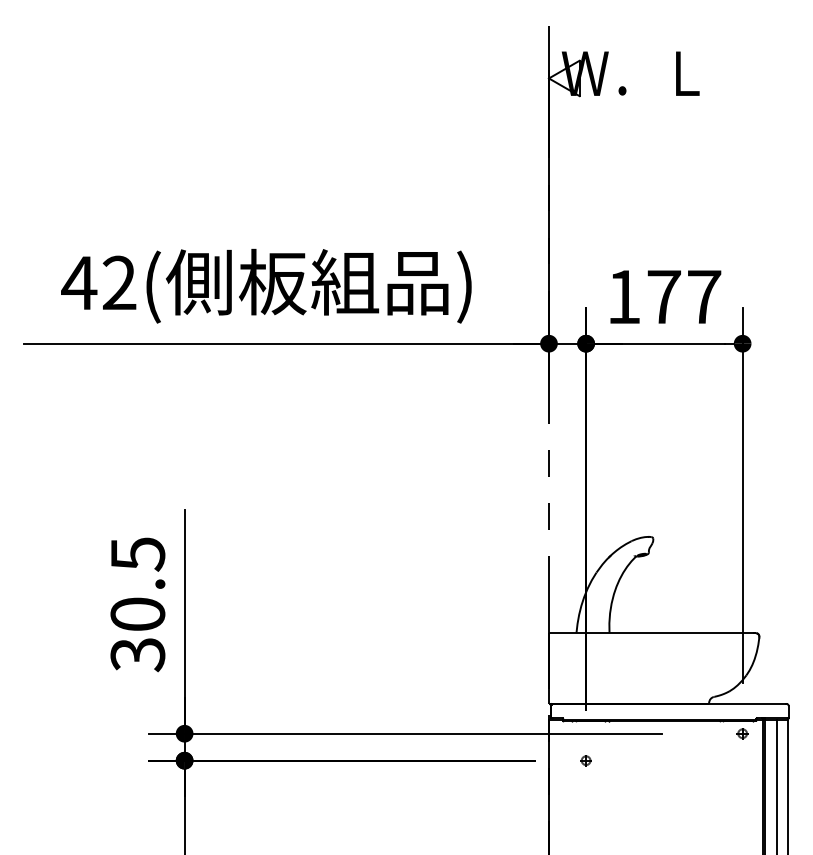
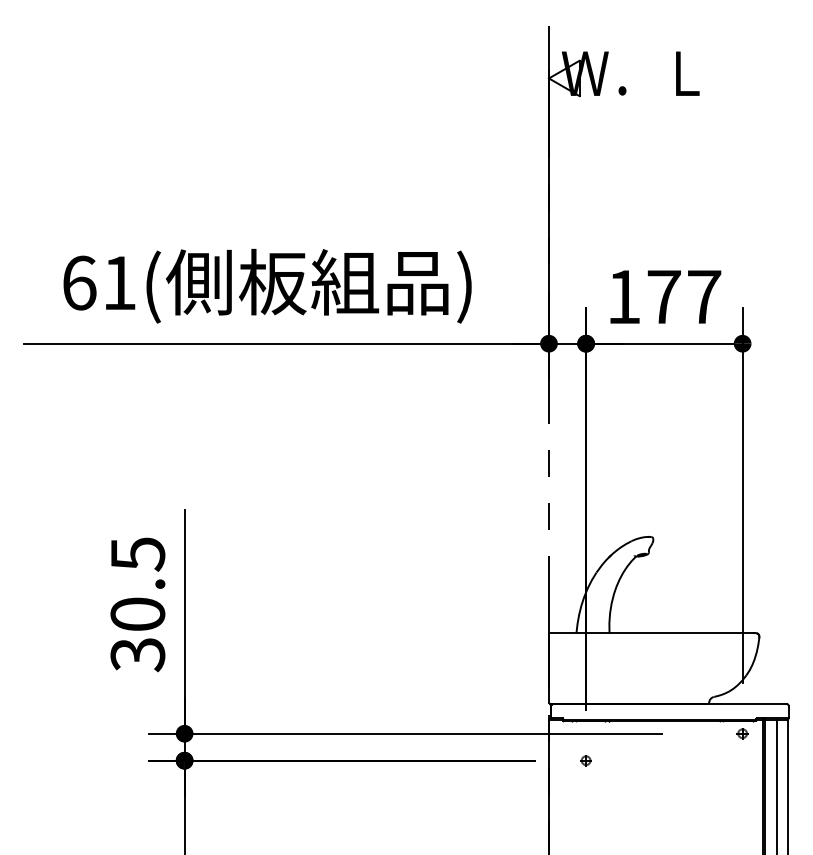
text: 42( -> 61( (98, 282)
